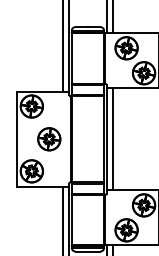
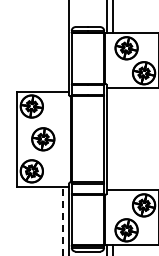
line: present -> none (63, 46)
part position: (49, 139) -> (43, 139) (43, 139)
line: present -> none (112, 139)
line: solid -> dashed (63, 220)
